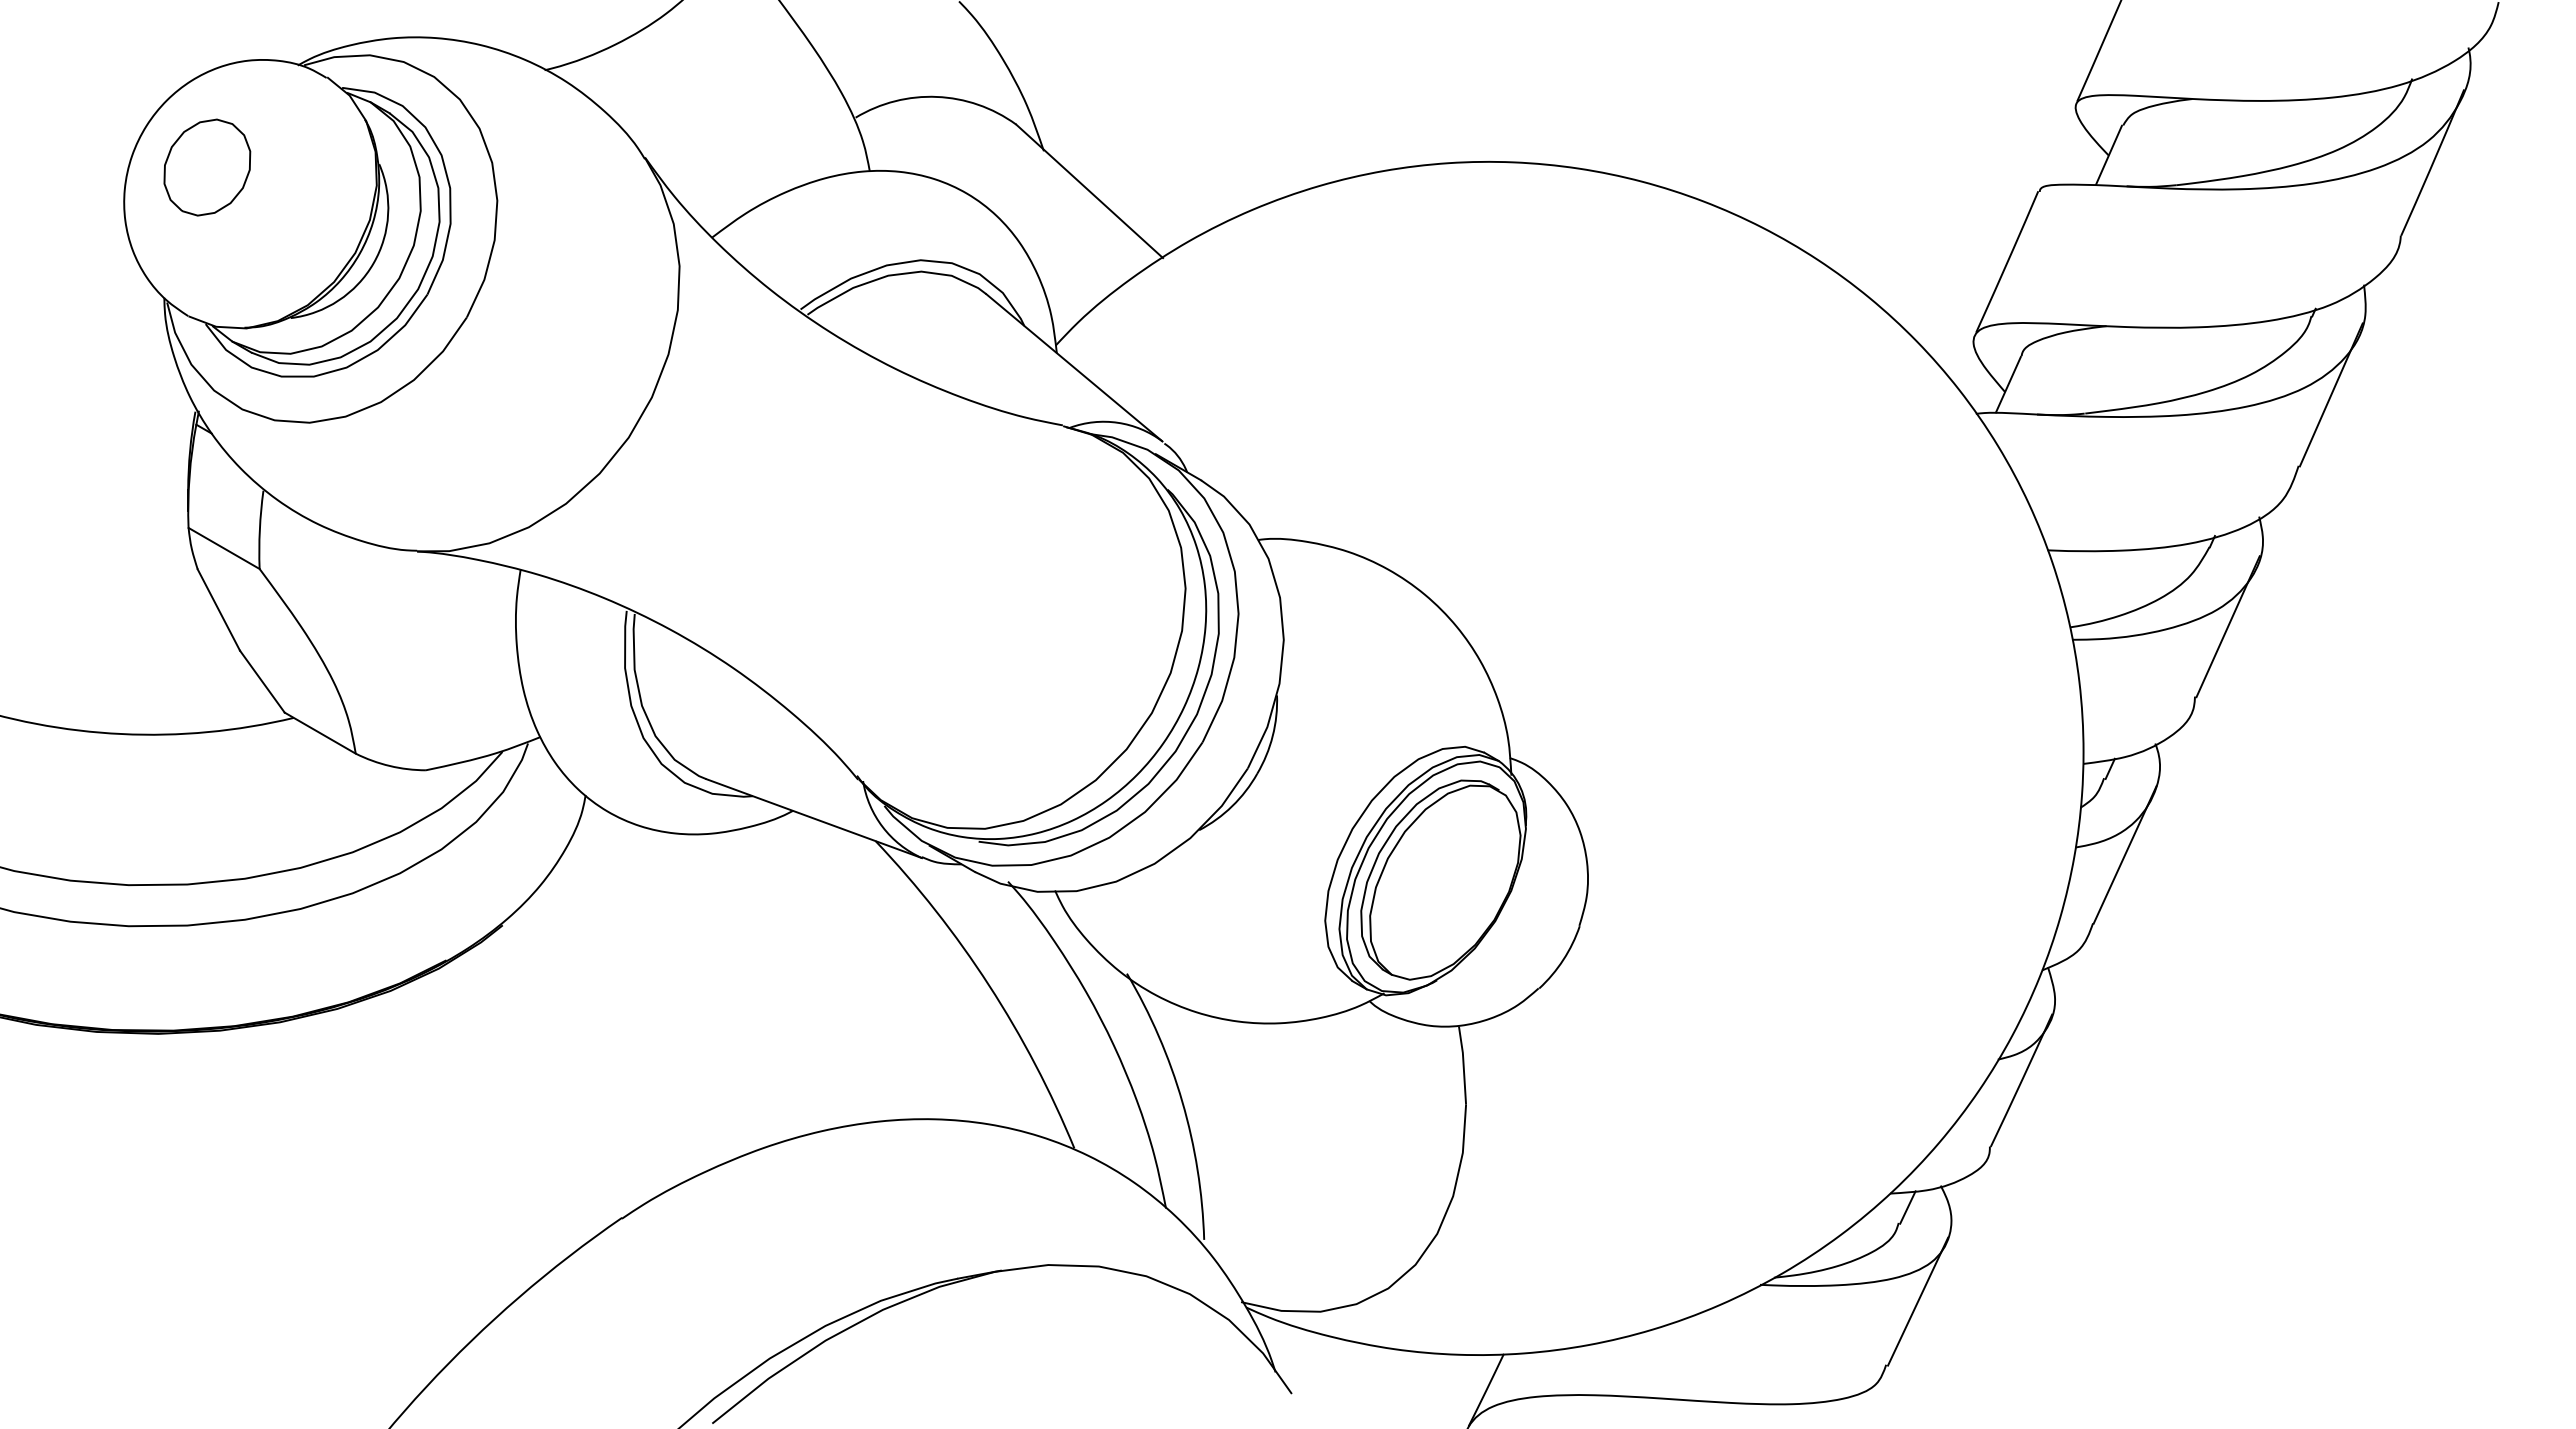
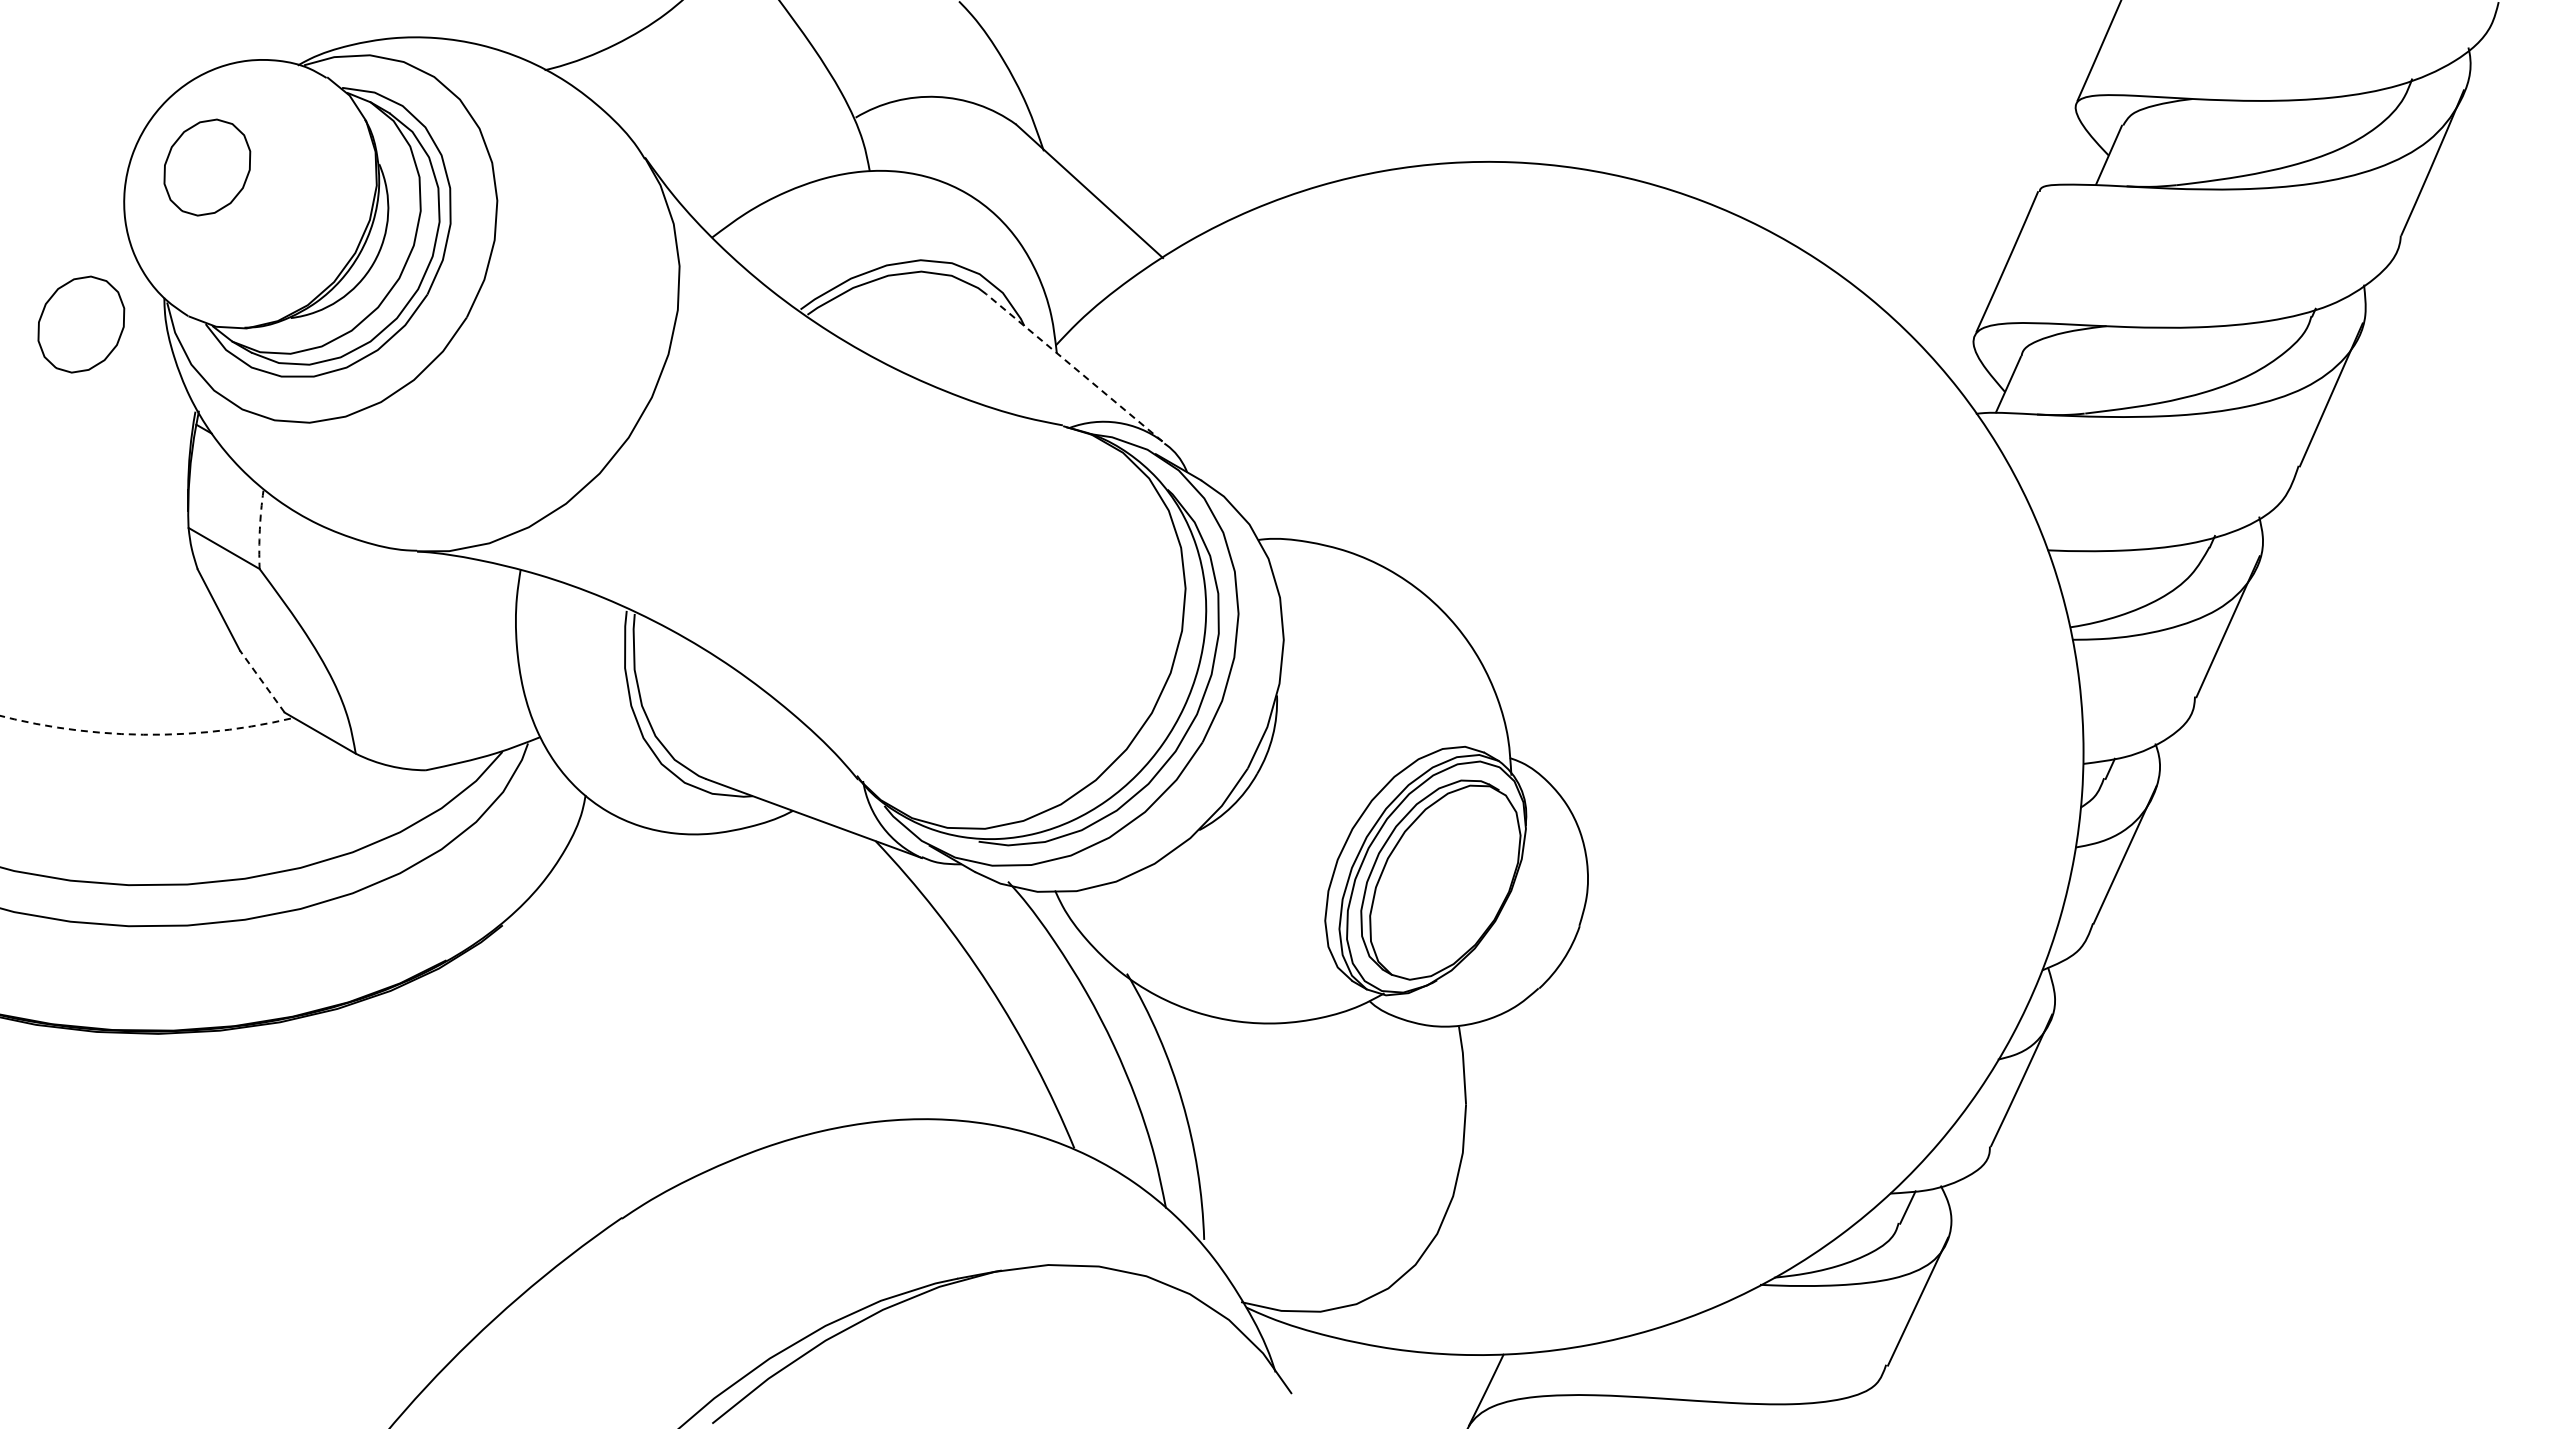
part: none -> present (81, 324)
line: solid -> dashed (1074, 367)
arc: solid -> dashed (259, 529)
line: solid -> dashed (262, 681)
arc: solid -> dashed (146, 734)
